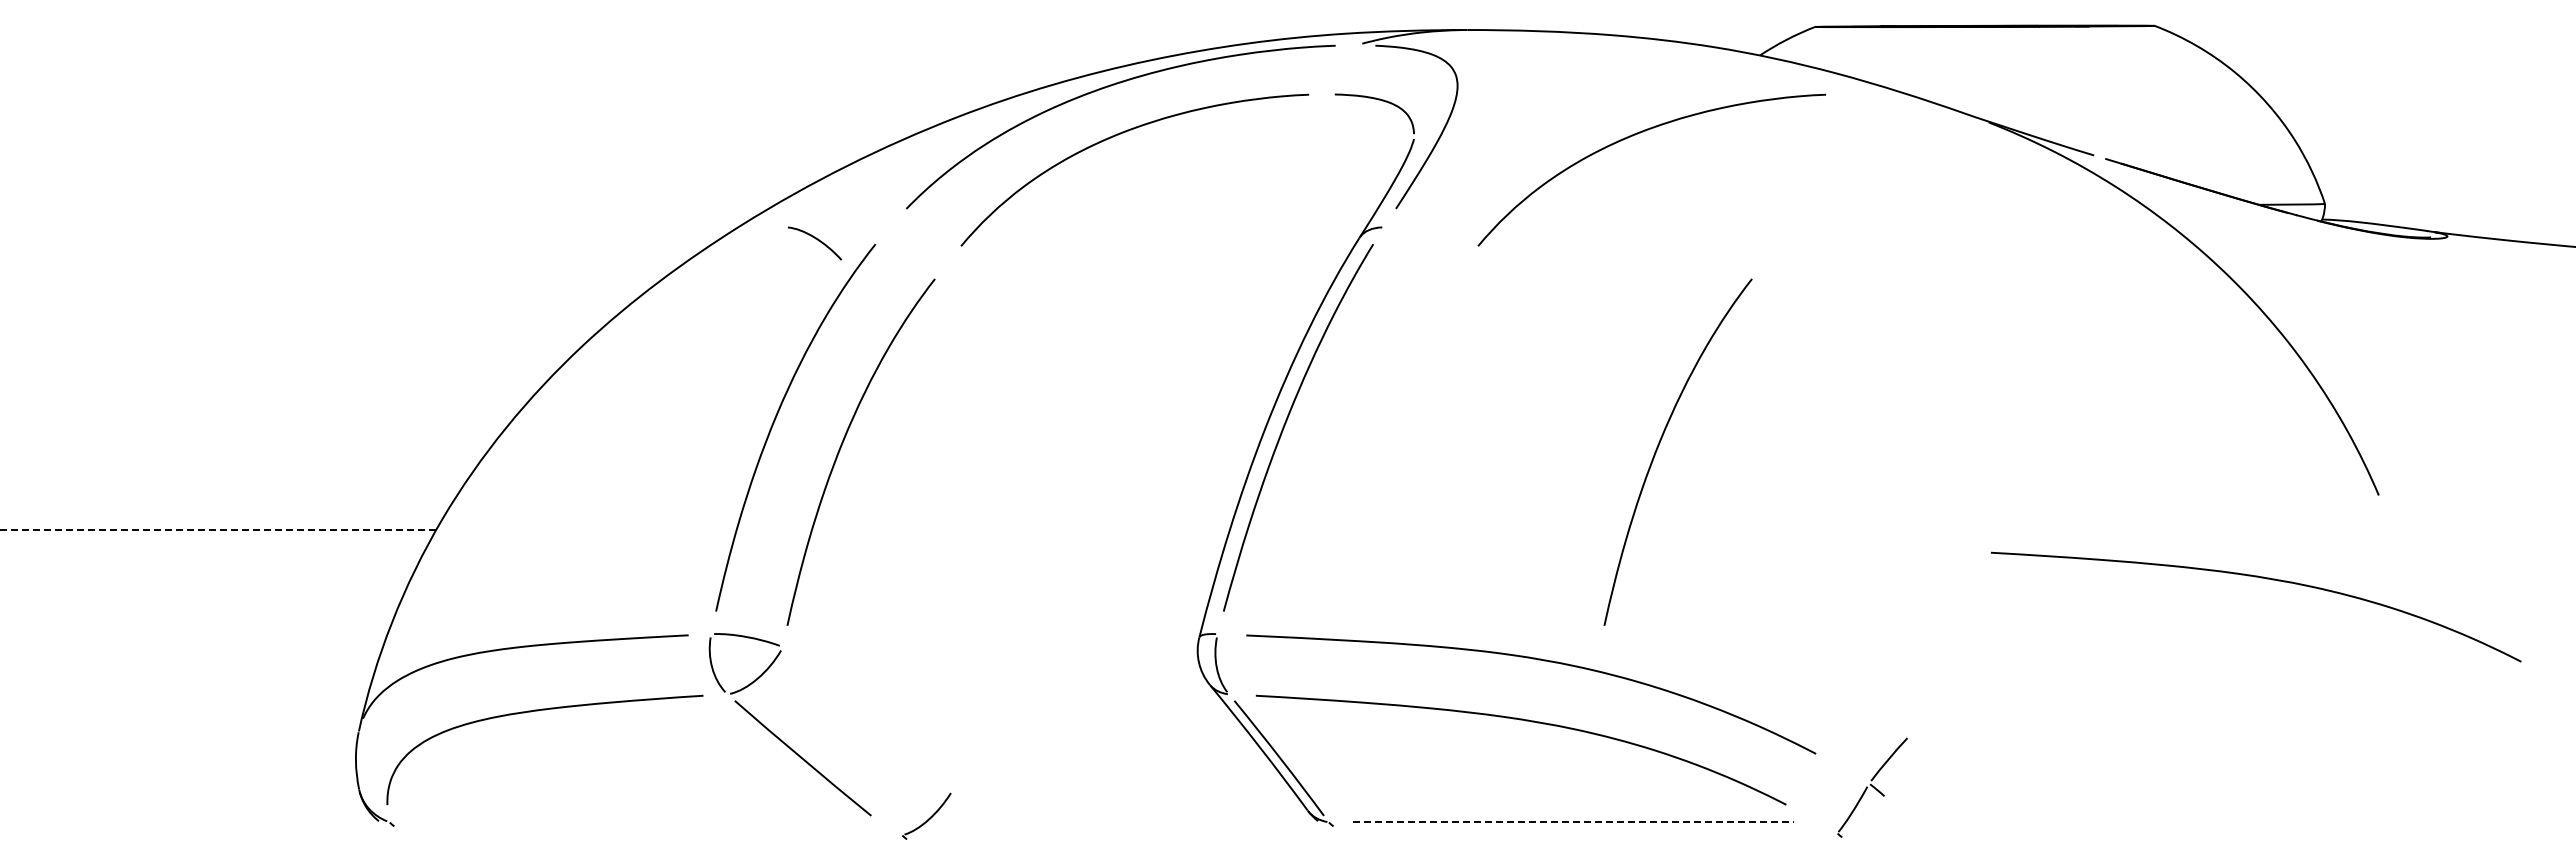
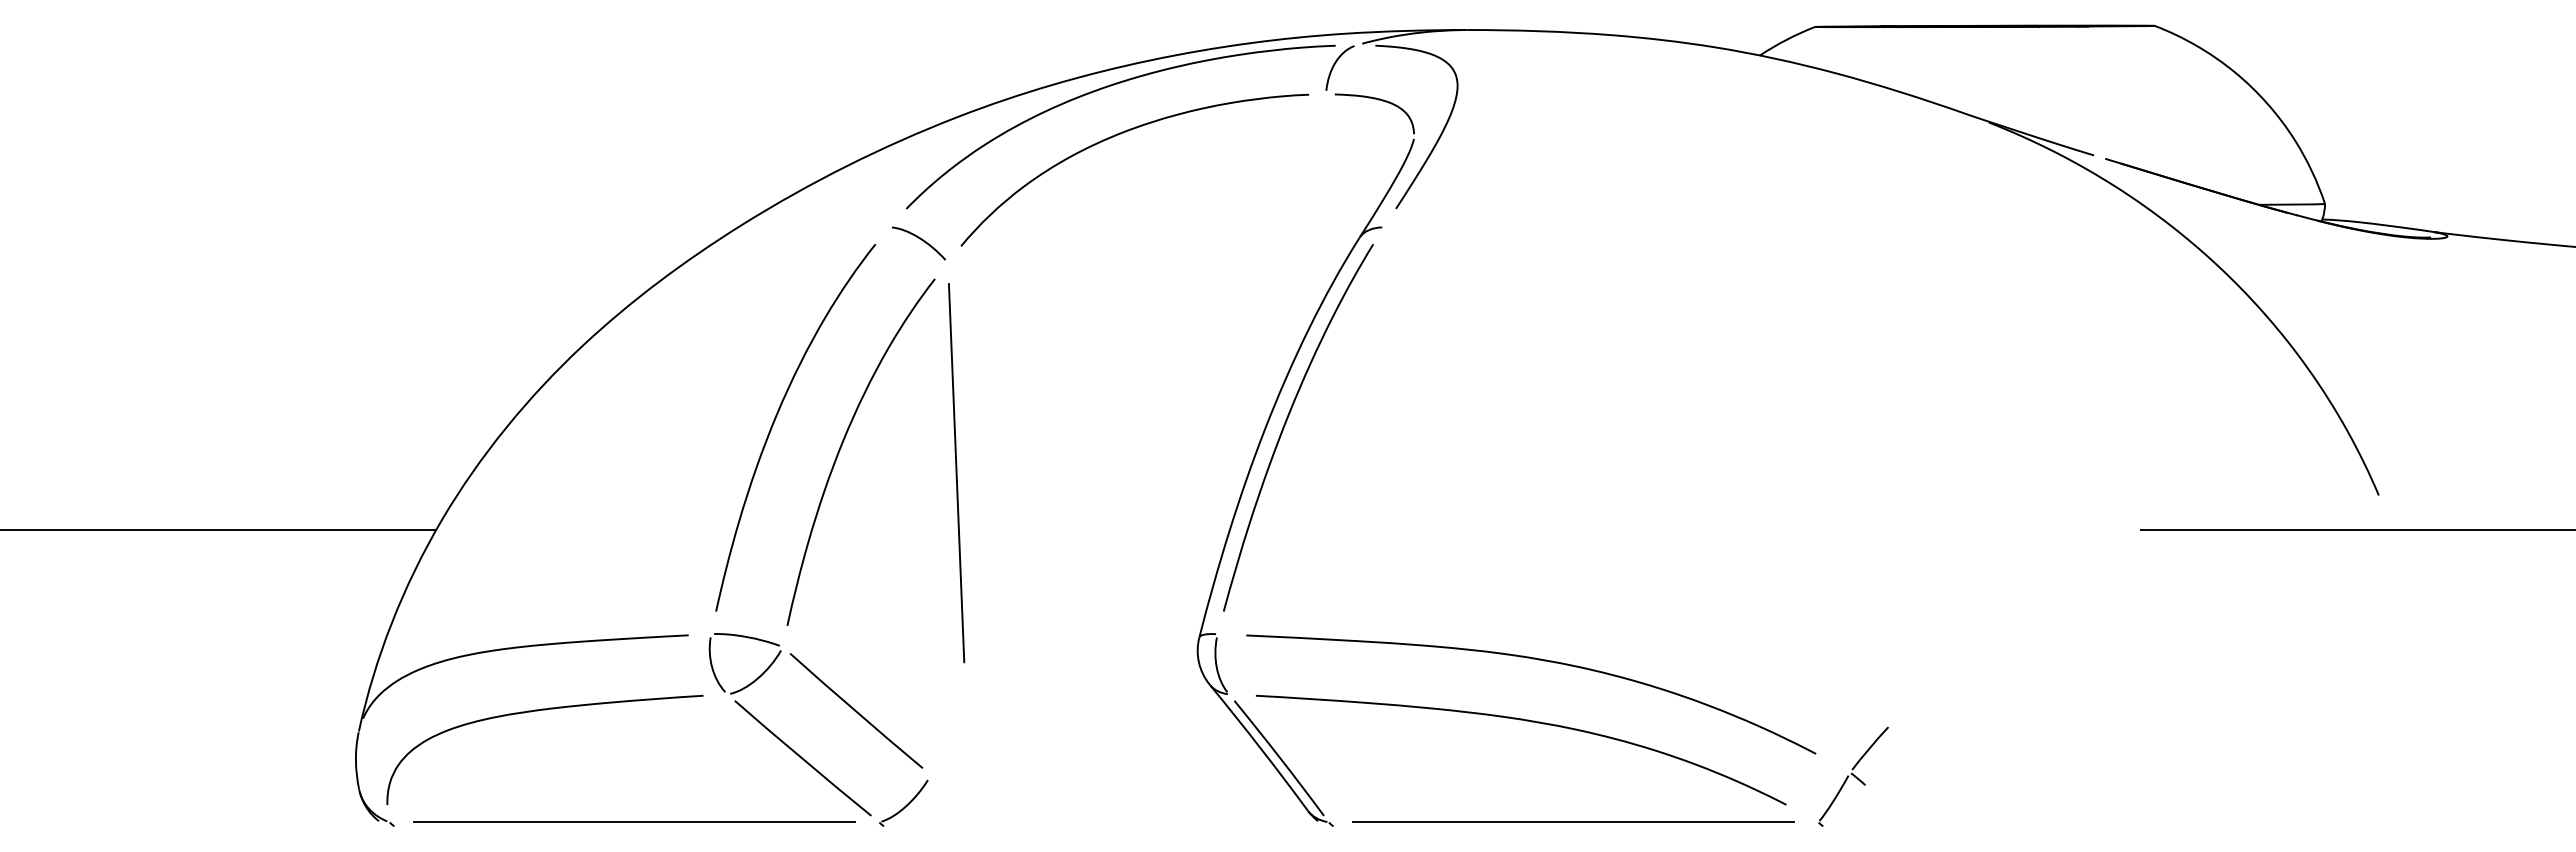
curve: none -> present (1336, 63)
curve: present -> none (1635, 135)
curve position: (815, 239) -> (919, 239) (919, 239)
curve: present -> none (1660, 443)
line: none -> present (956, 473)
line: dashed -> solid (218, 529)
line: none -> present (2356, 529)
curve: present -> none (2260, 578)
line: none -> present (856, 710)
part position: (1872, 787) -> (1853, 776) (1853, 776)
part position: (926, 815) -> (903, 802) (903, 802)
line: none -> present (634, 822)
line: dashed -> solid (1574, 822)
